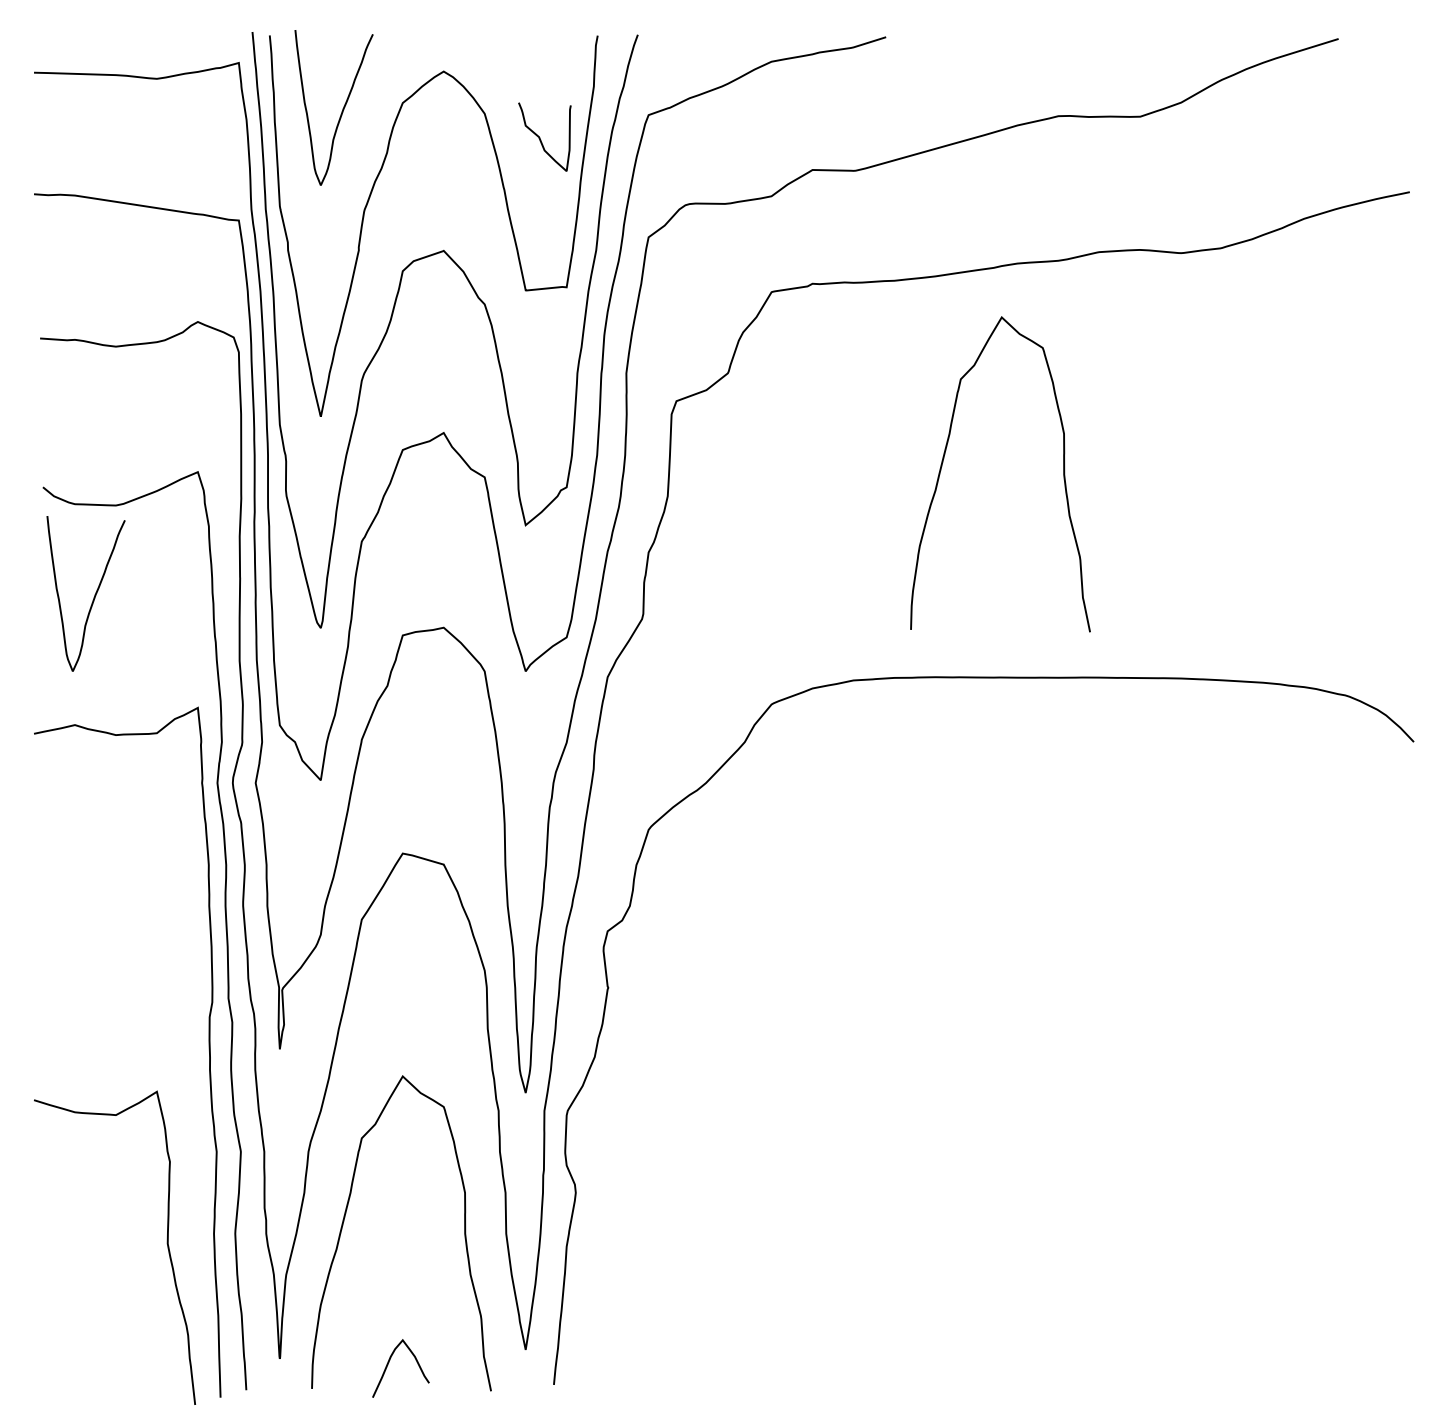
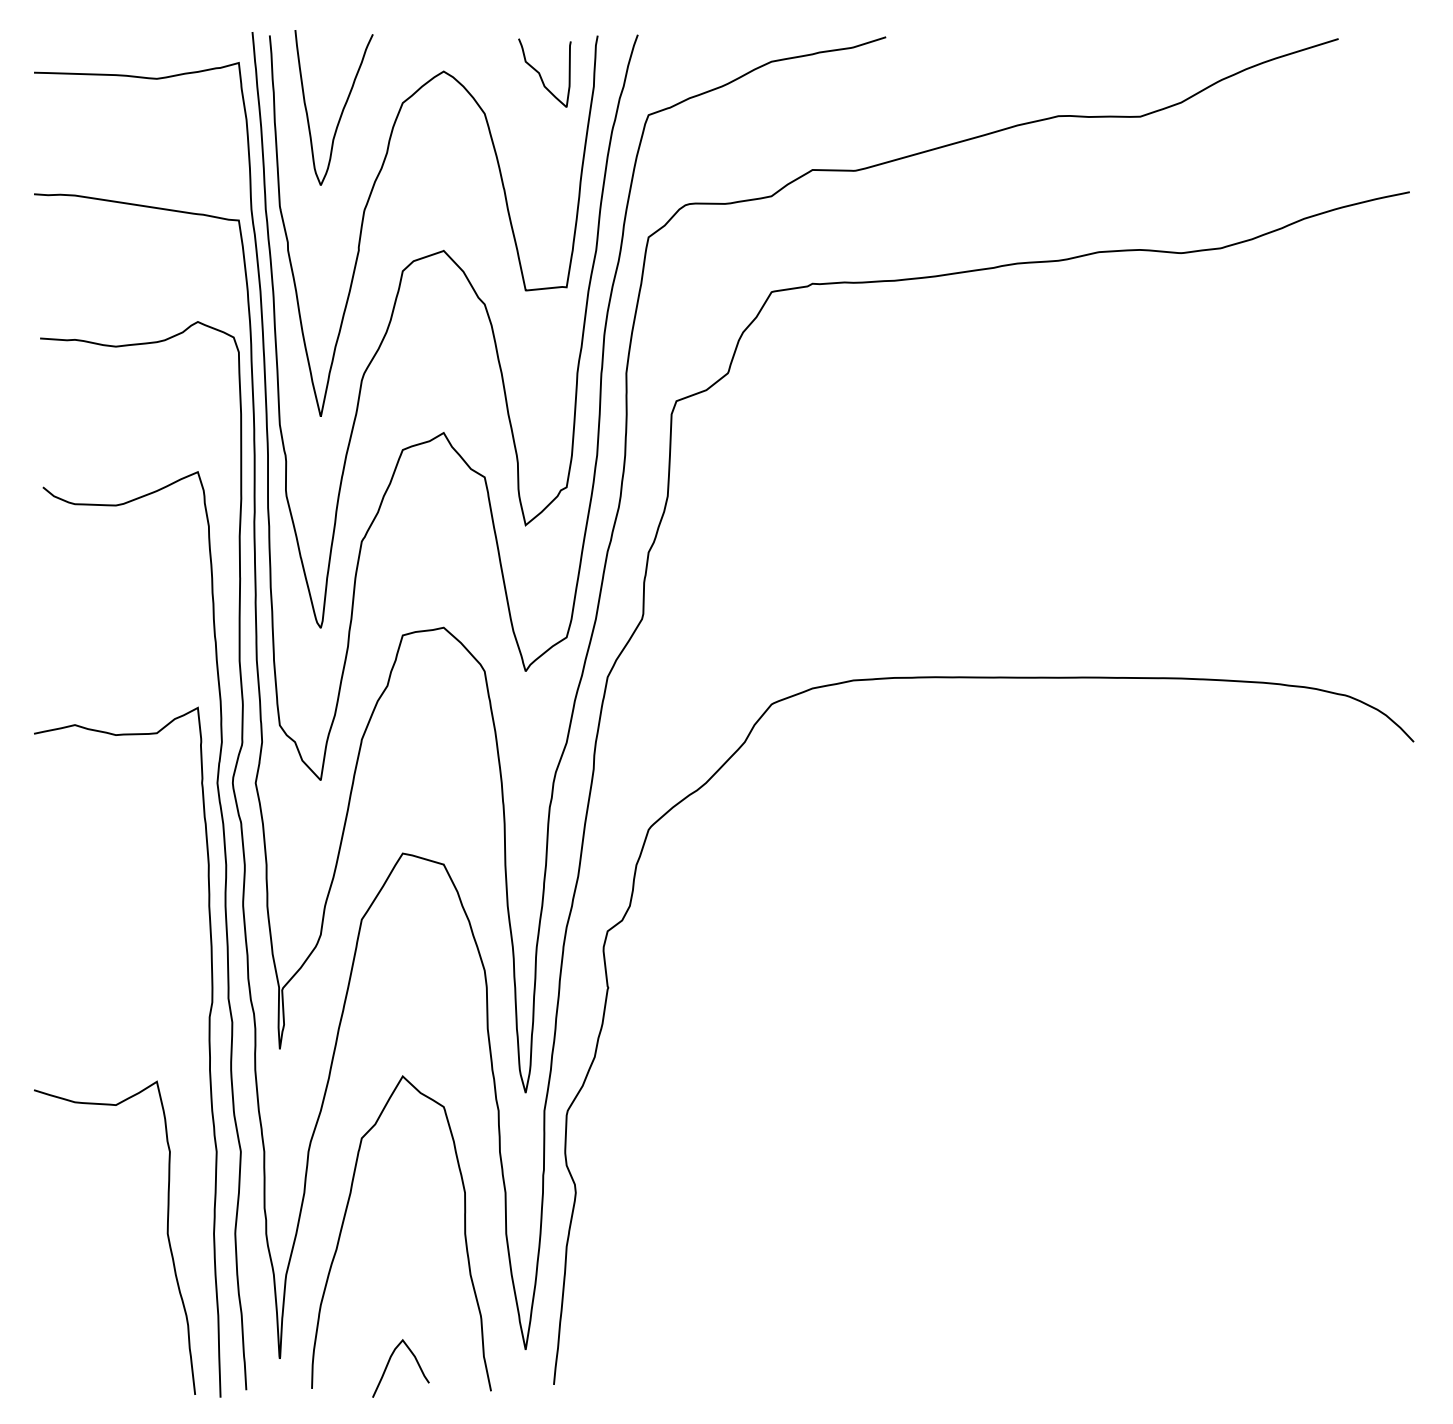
curve position: (540, 137) -> (540, 73) (540, 73)
curve: present -> none (944, 458)
curve: present -> none (93, 597)
curve position: (166, 1243) -> (166, 1233) (166, 1233)
